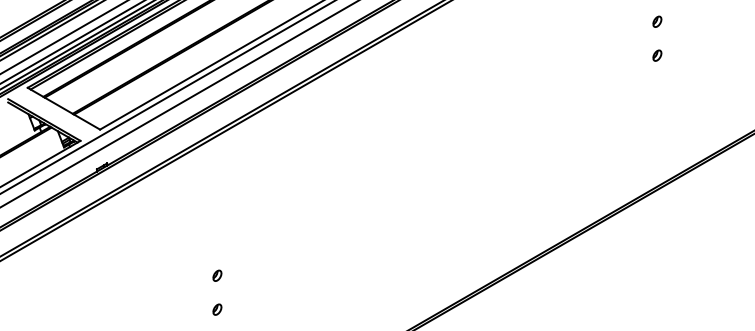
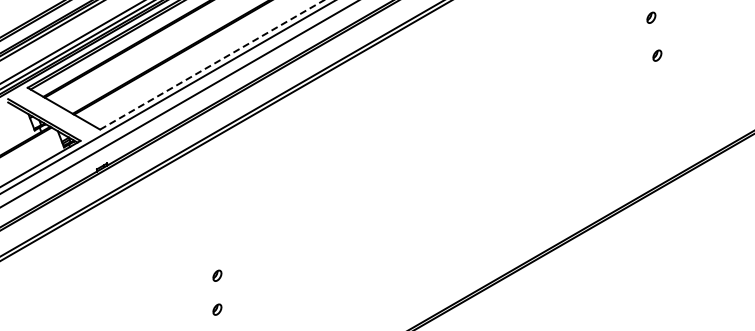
part position: (657, 21) -> (651, 17) (651, 17)
line: present -> none (63, 37)
line: solid -> dashed (212, 64)
